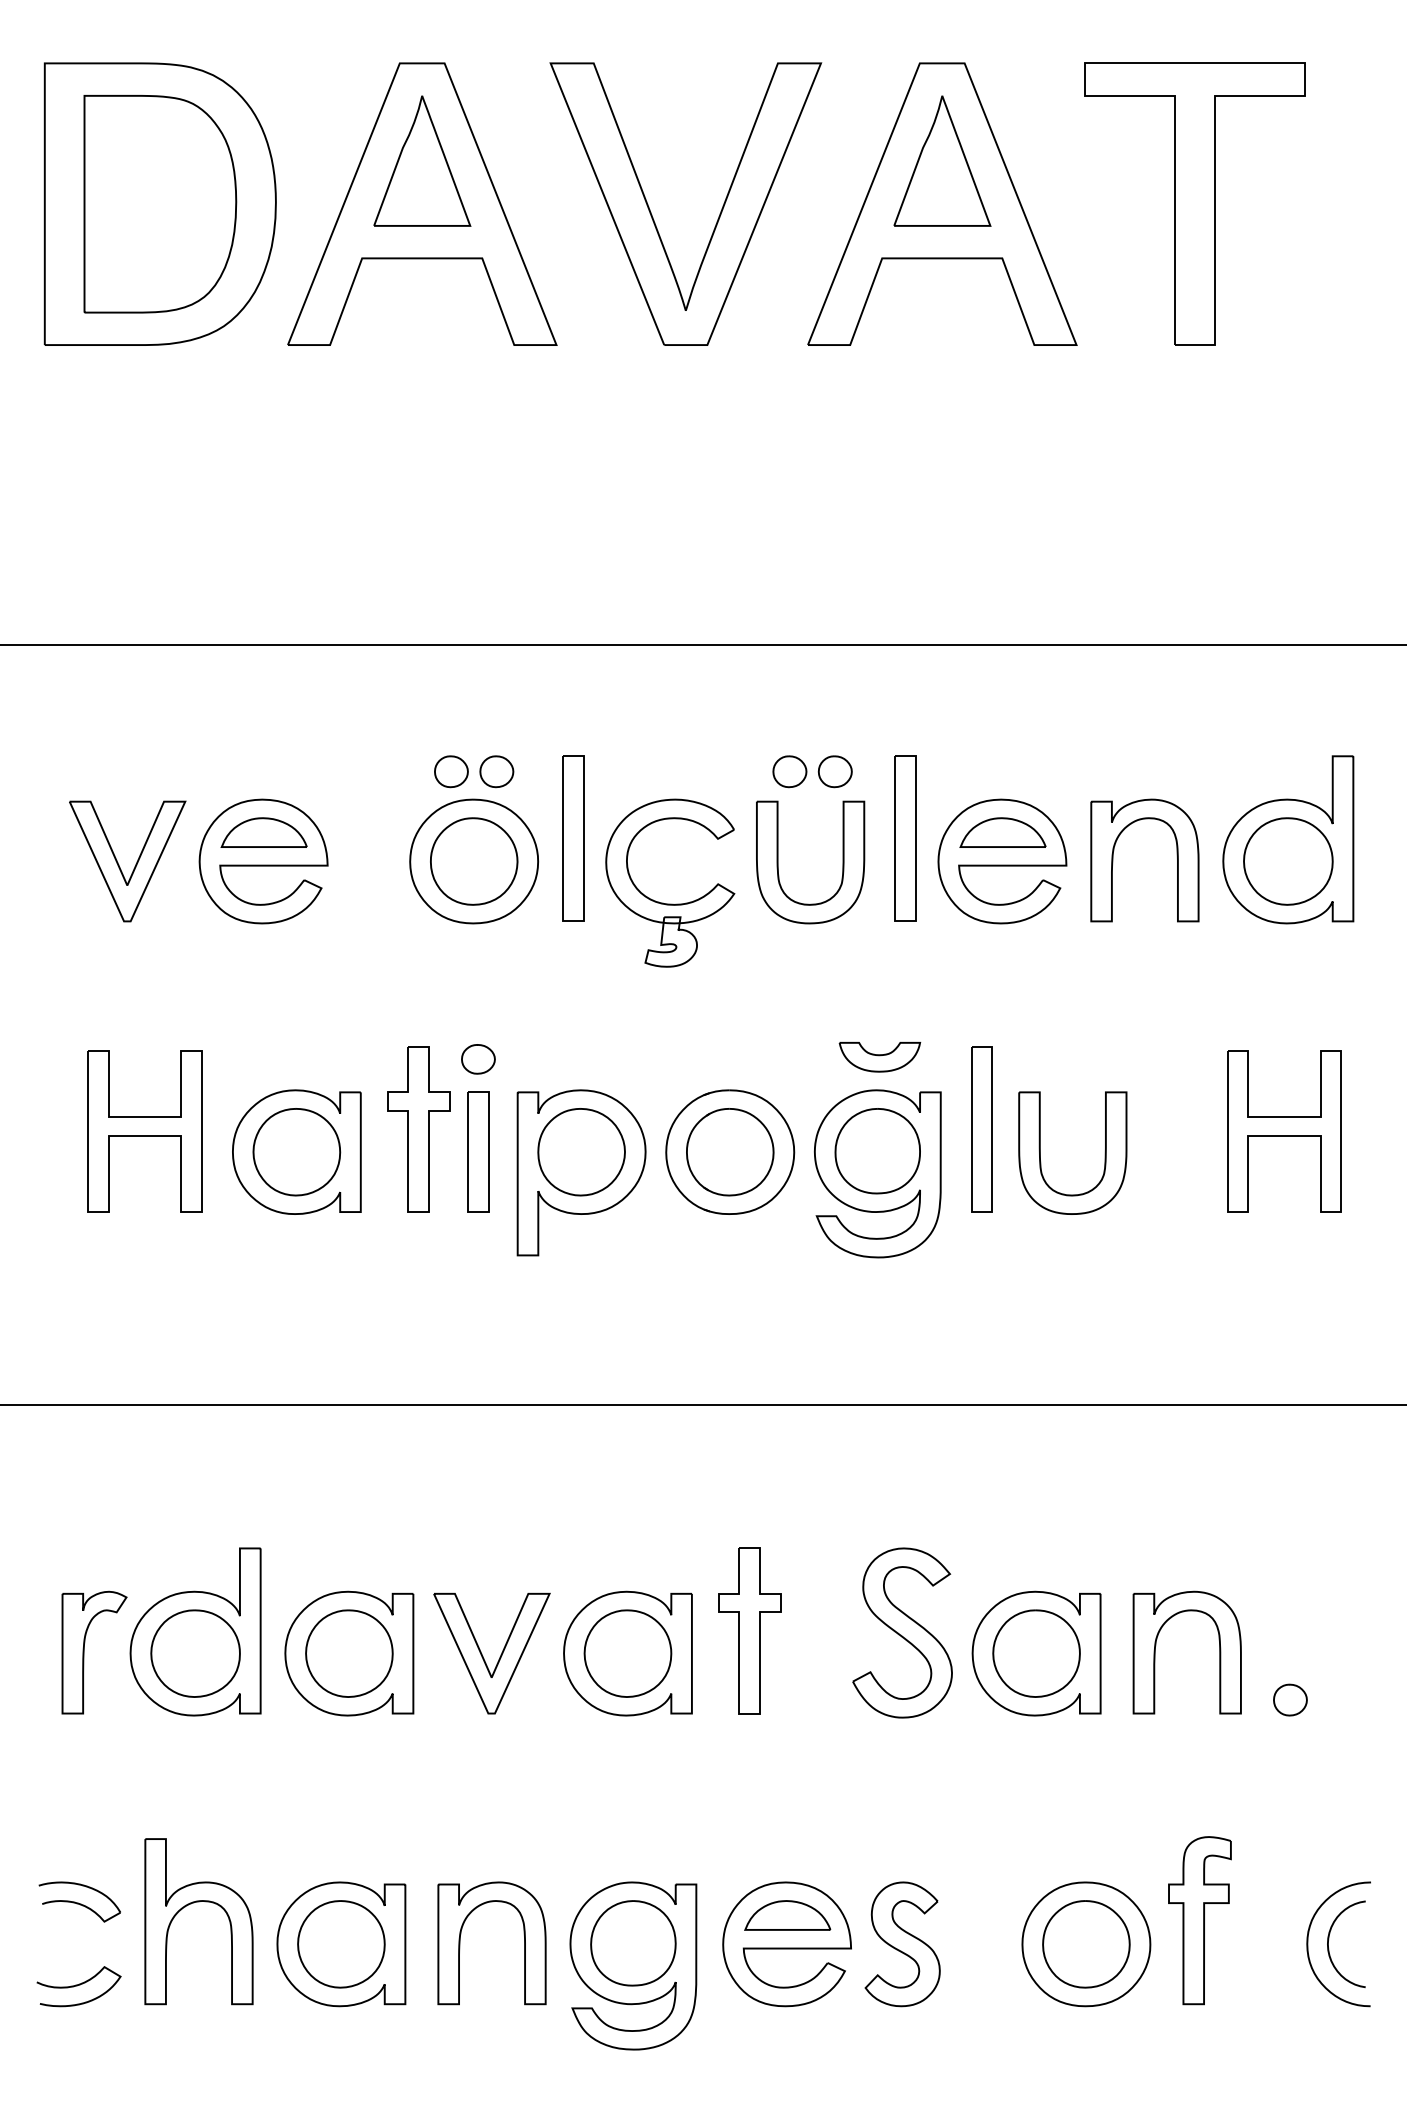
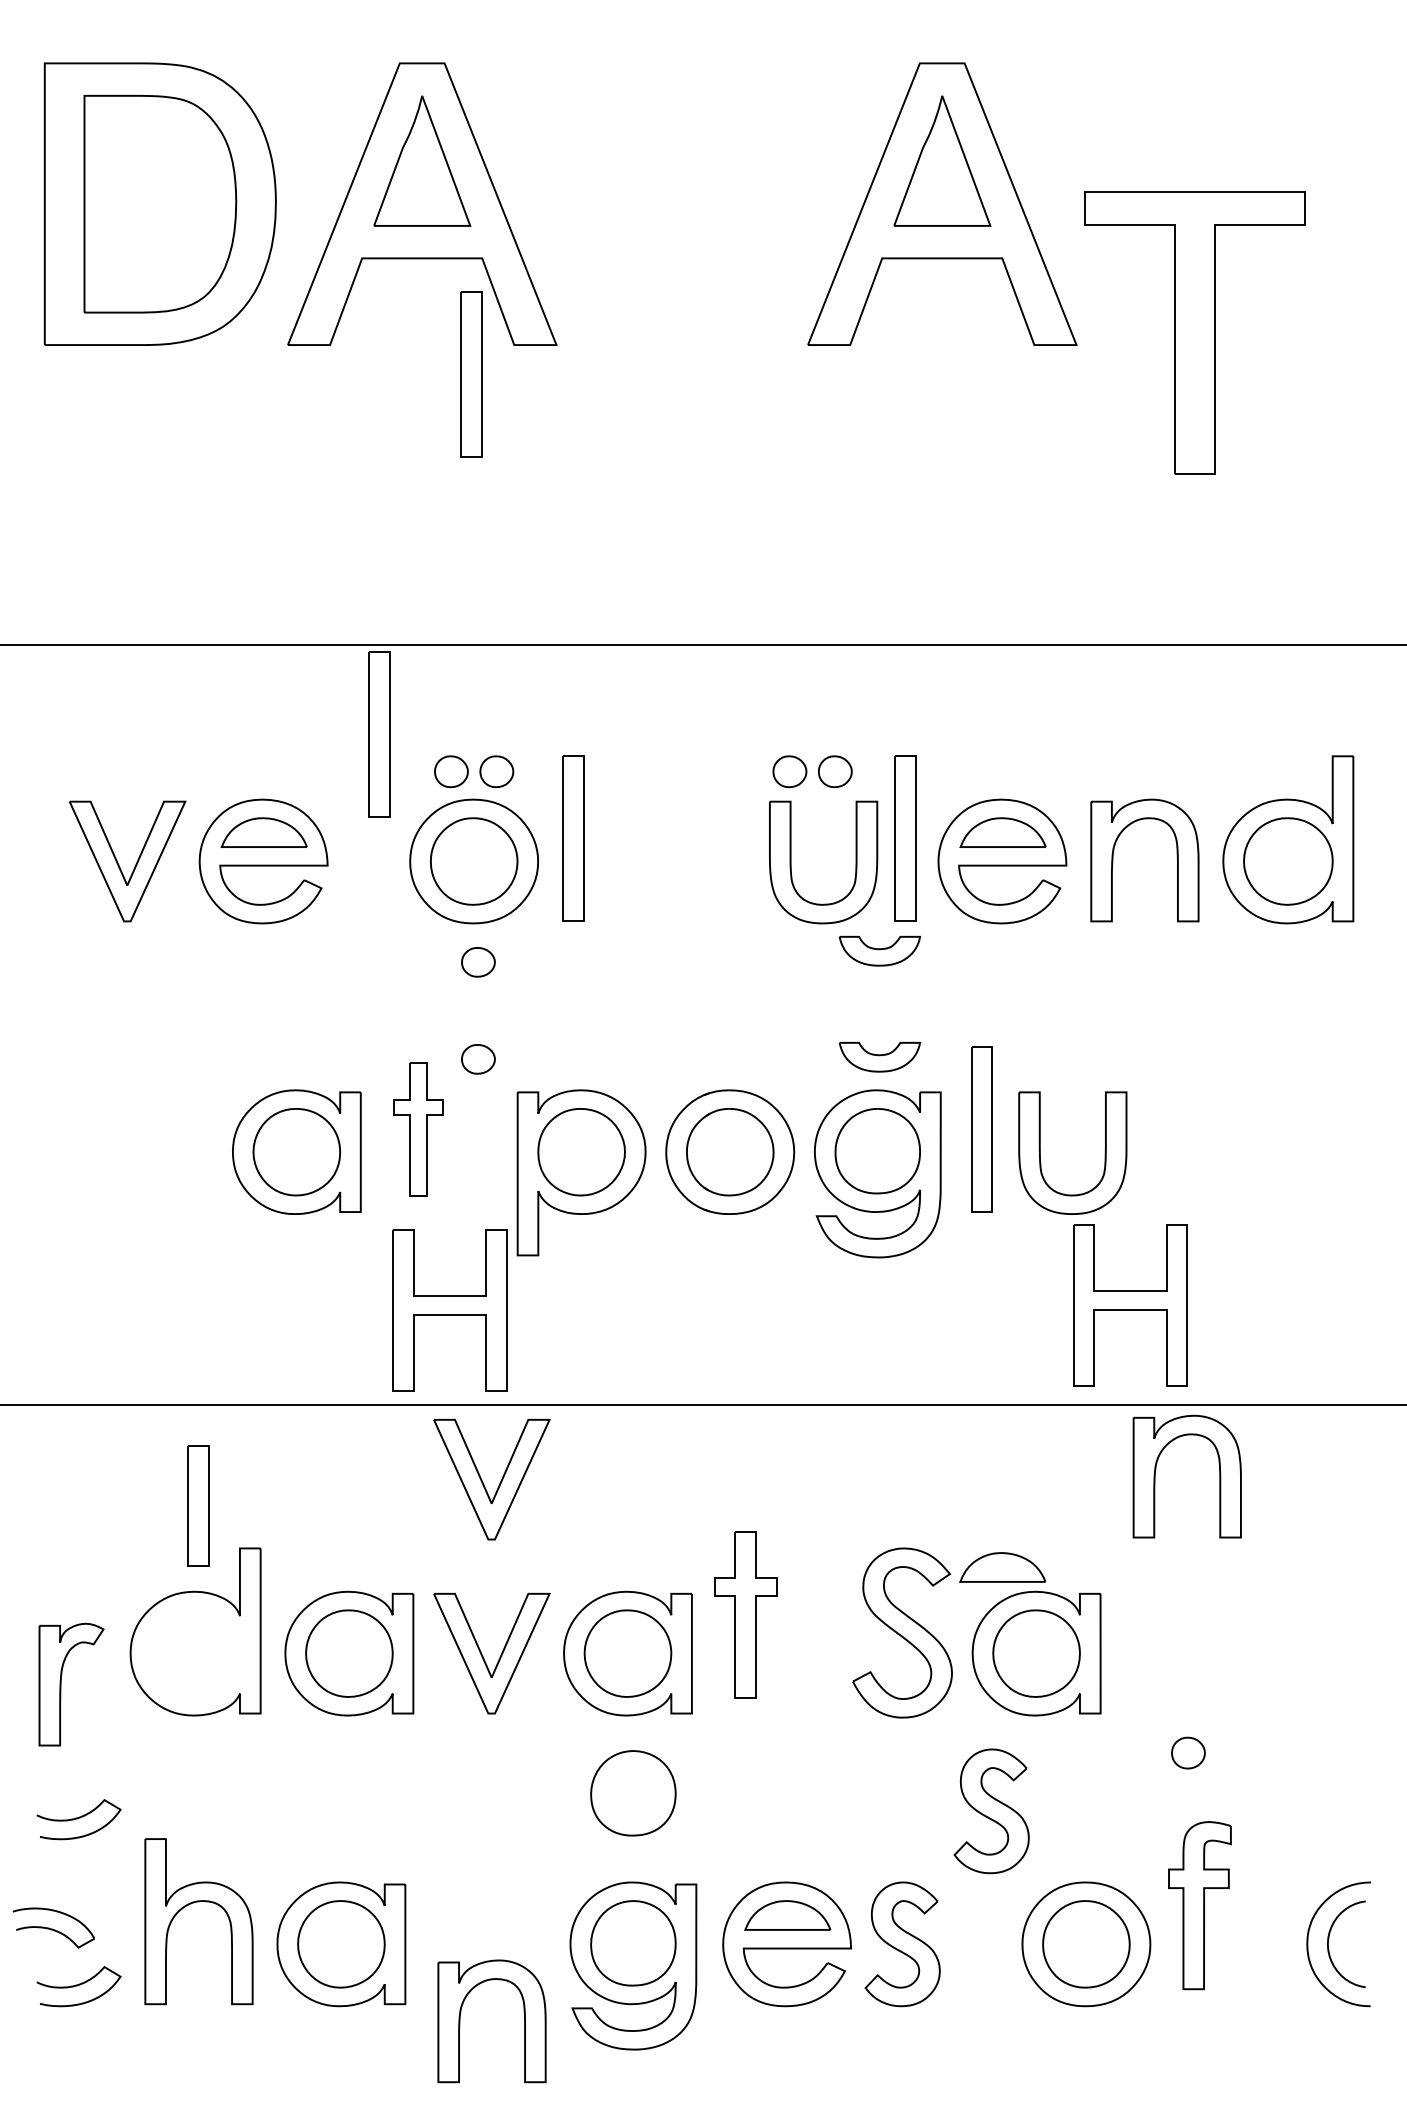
part position: (1194, 203) -> (1194, 332) (1194, 332)
curve: present -> none (652, 214)
curve: none -> present (461, 374)
curve: none -> present (369, 734)
part position: (778, 862) -> (791, 862) (791, 862)
part: present -> none (670, 903)
part: none -> present (879, 951)
curve: none -> present (478, 975)
part size: 64x167 px -> 51x135 px (418, 1129)
part position: (144, 1131) -> (449, 1310) (449, 1310)
curve position: (1284, 1135) -> (1130, 1309) (1130, 1309)
part position: (478, 1151) -> (198, 1505) (198, 1505)
part: none -> present (483, 1482)
part: none -> present (1002, 1567)
curve position: (739, 1630) -> (735, 1614) (735, 1614)
curve position: (1156, 1645) -> (1156, 1469) (1156, 1469)
part position: (84, 1652) -> (61, 1684) (61, 1684)
part: present -> none (195, 1653)
curve position: (1294, 1686) -> (1192, 1739) (1192, 1739)
part: none -> present (633, 1793)
part: none -> present (991, 1811)
curve: none -> present (78, 1818)
part position: (79, 1901) -> (53, 1927) (53, 1927)
part position: (1199, 1920) -> (1199, 1905) (1199, 1905)
part position: (460, 1943) -> (460, 2021) (460, 2021)
